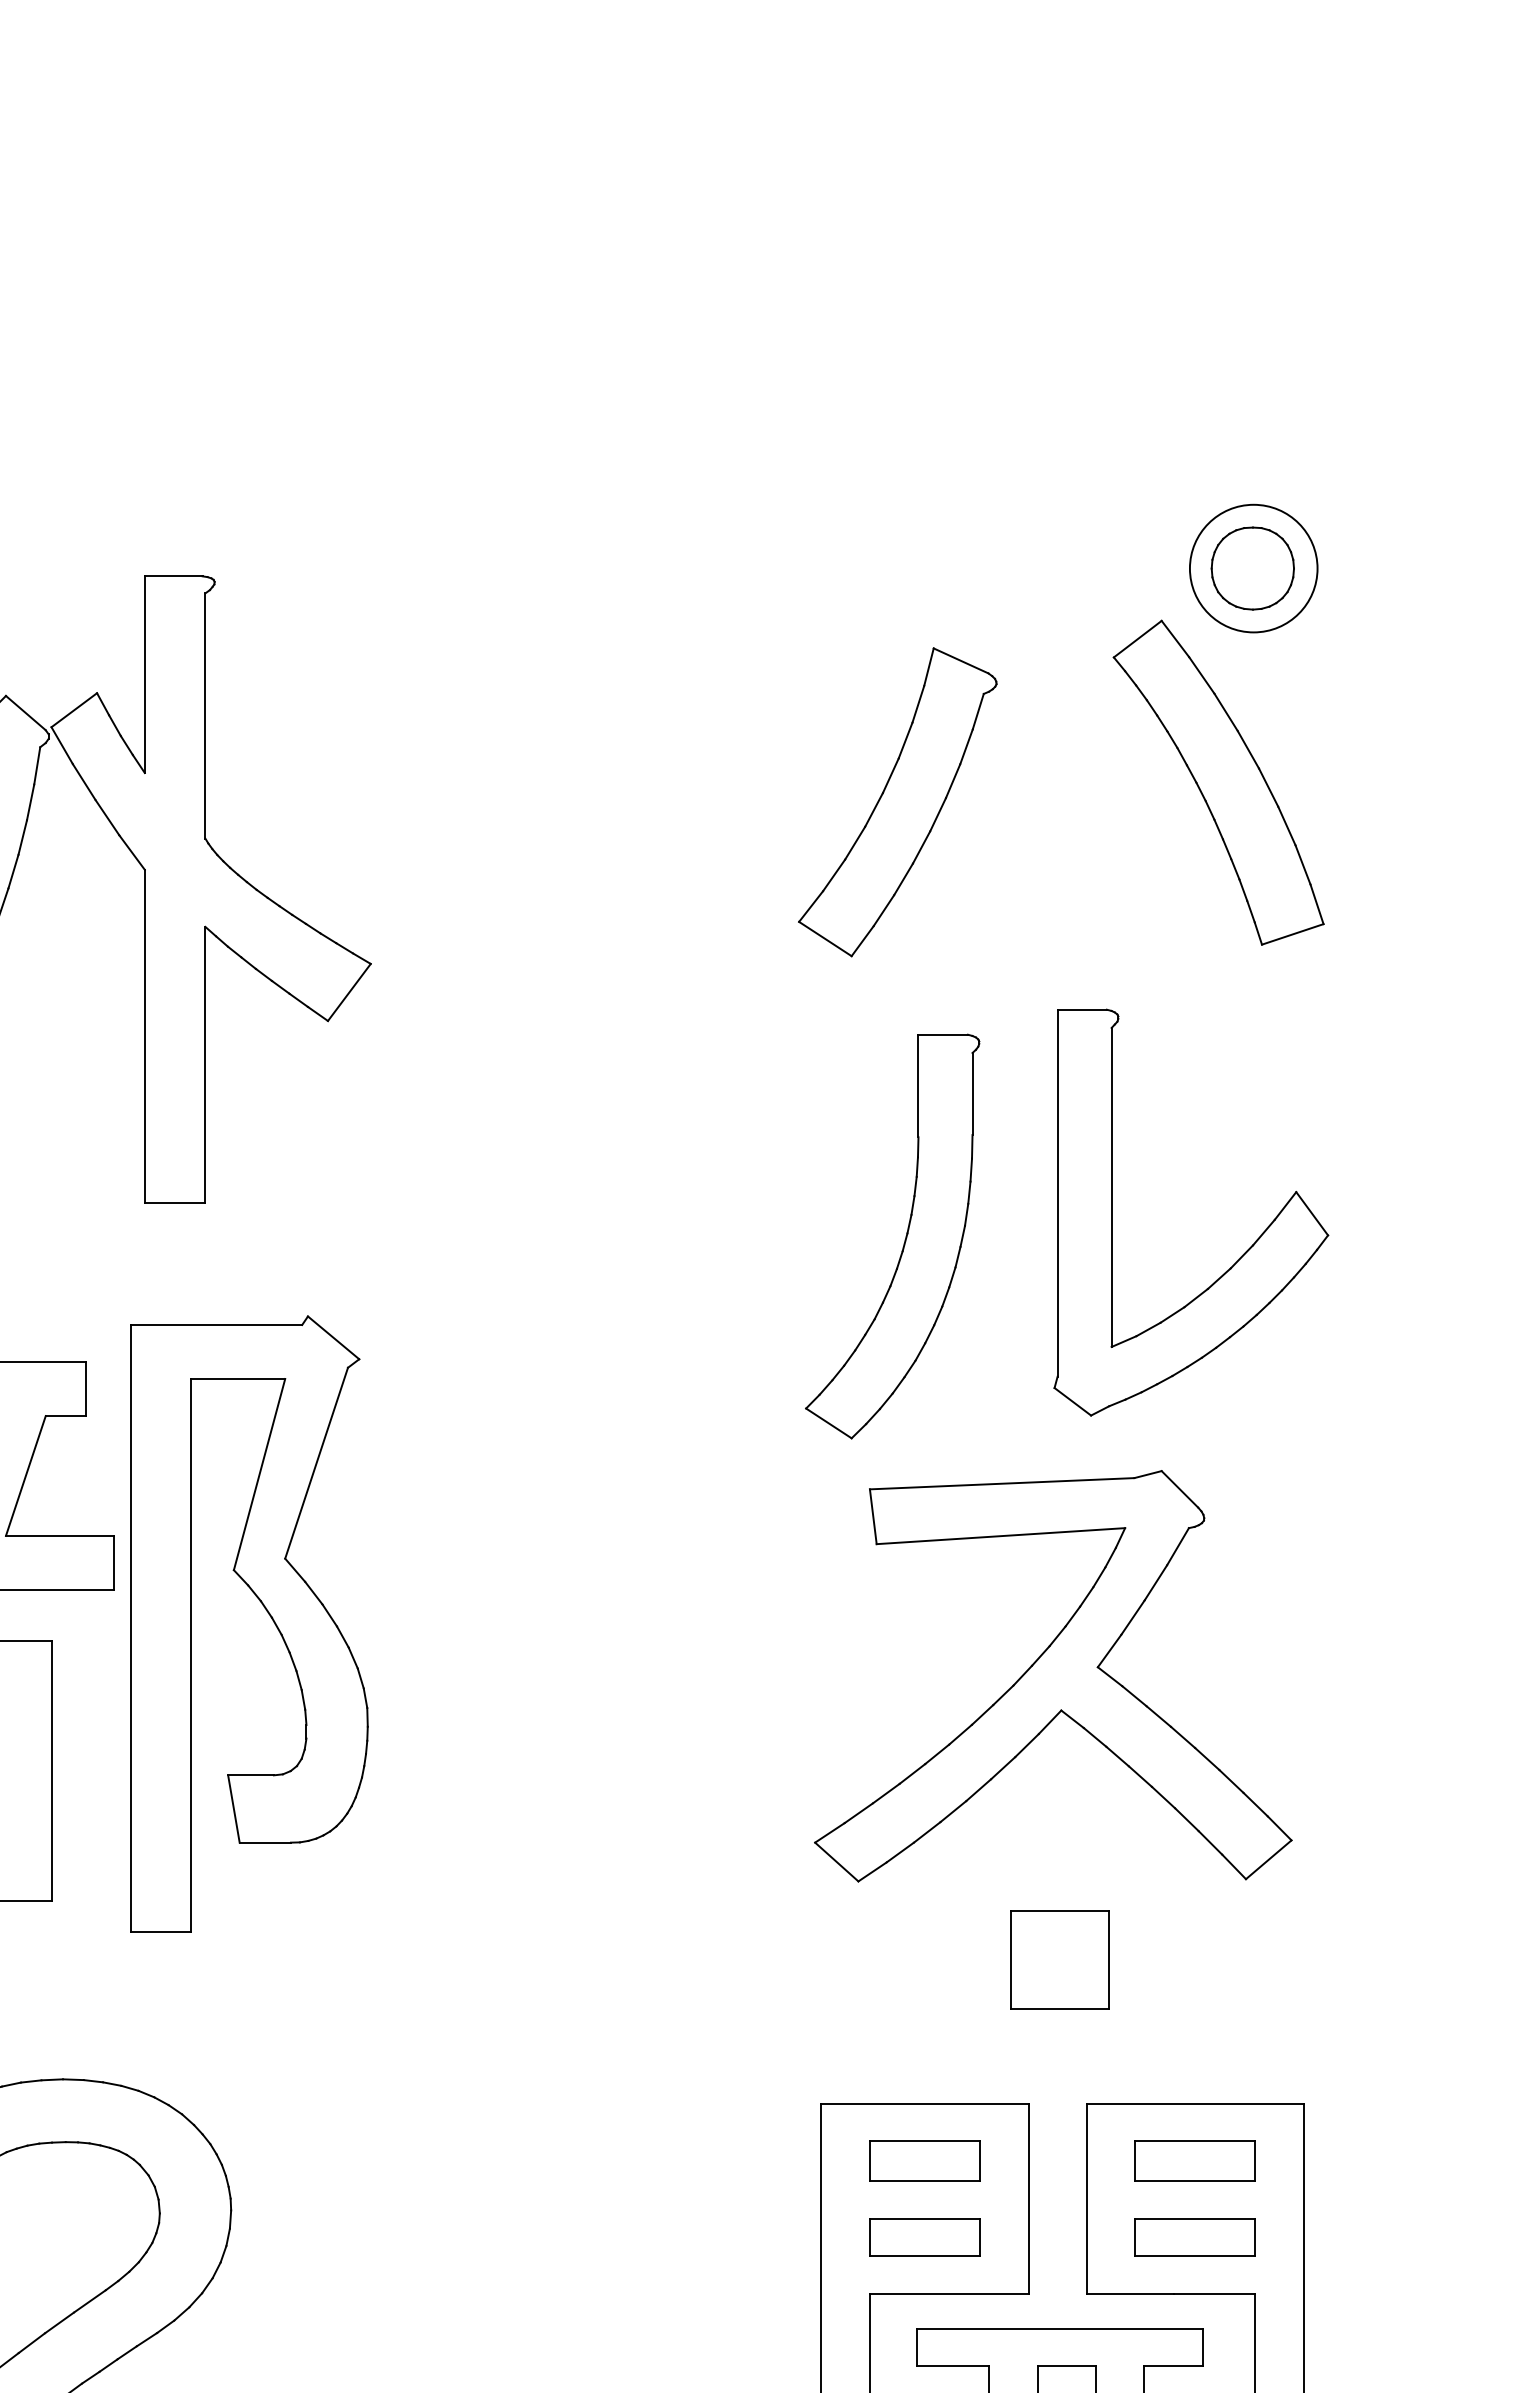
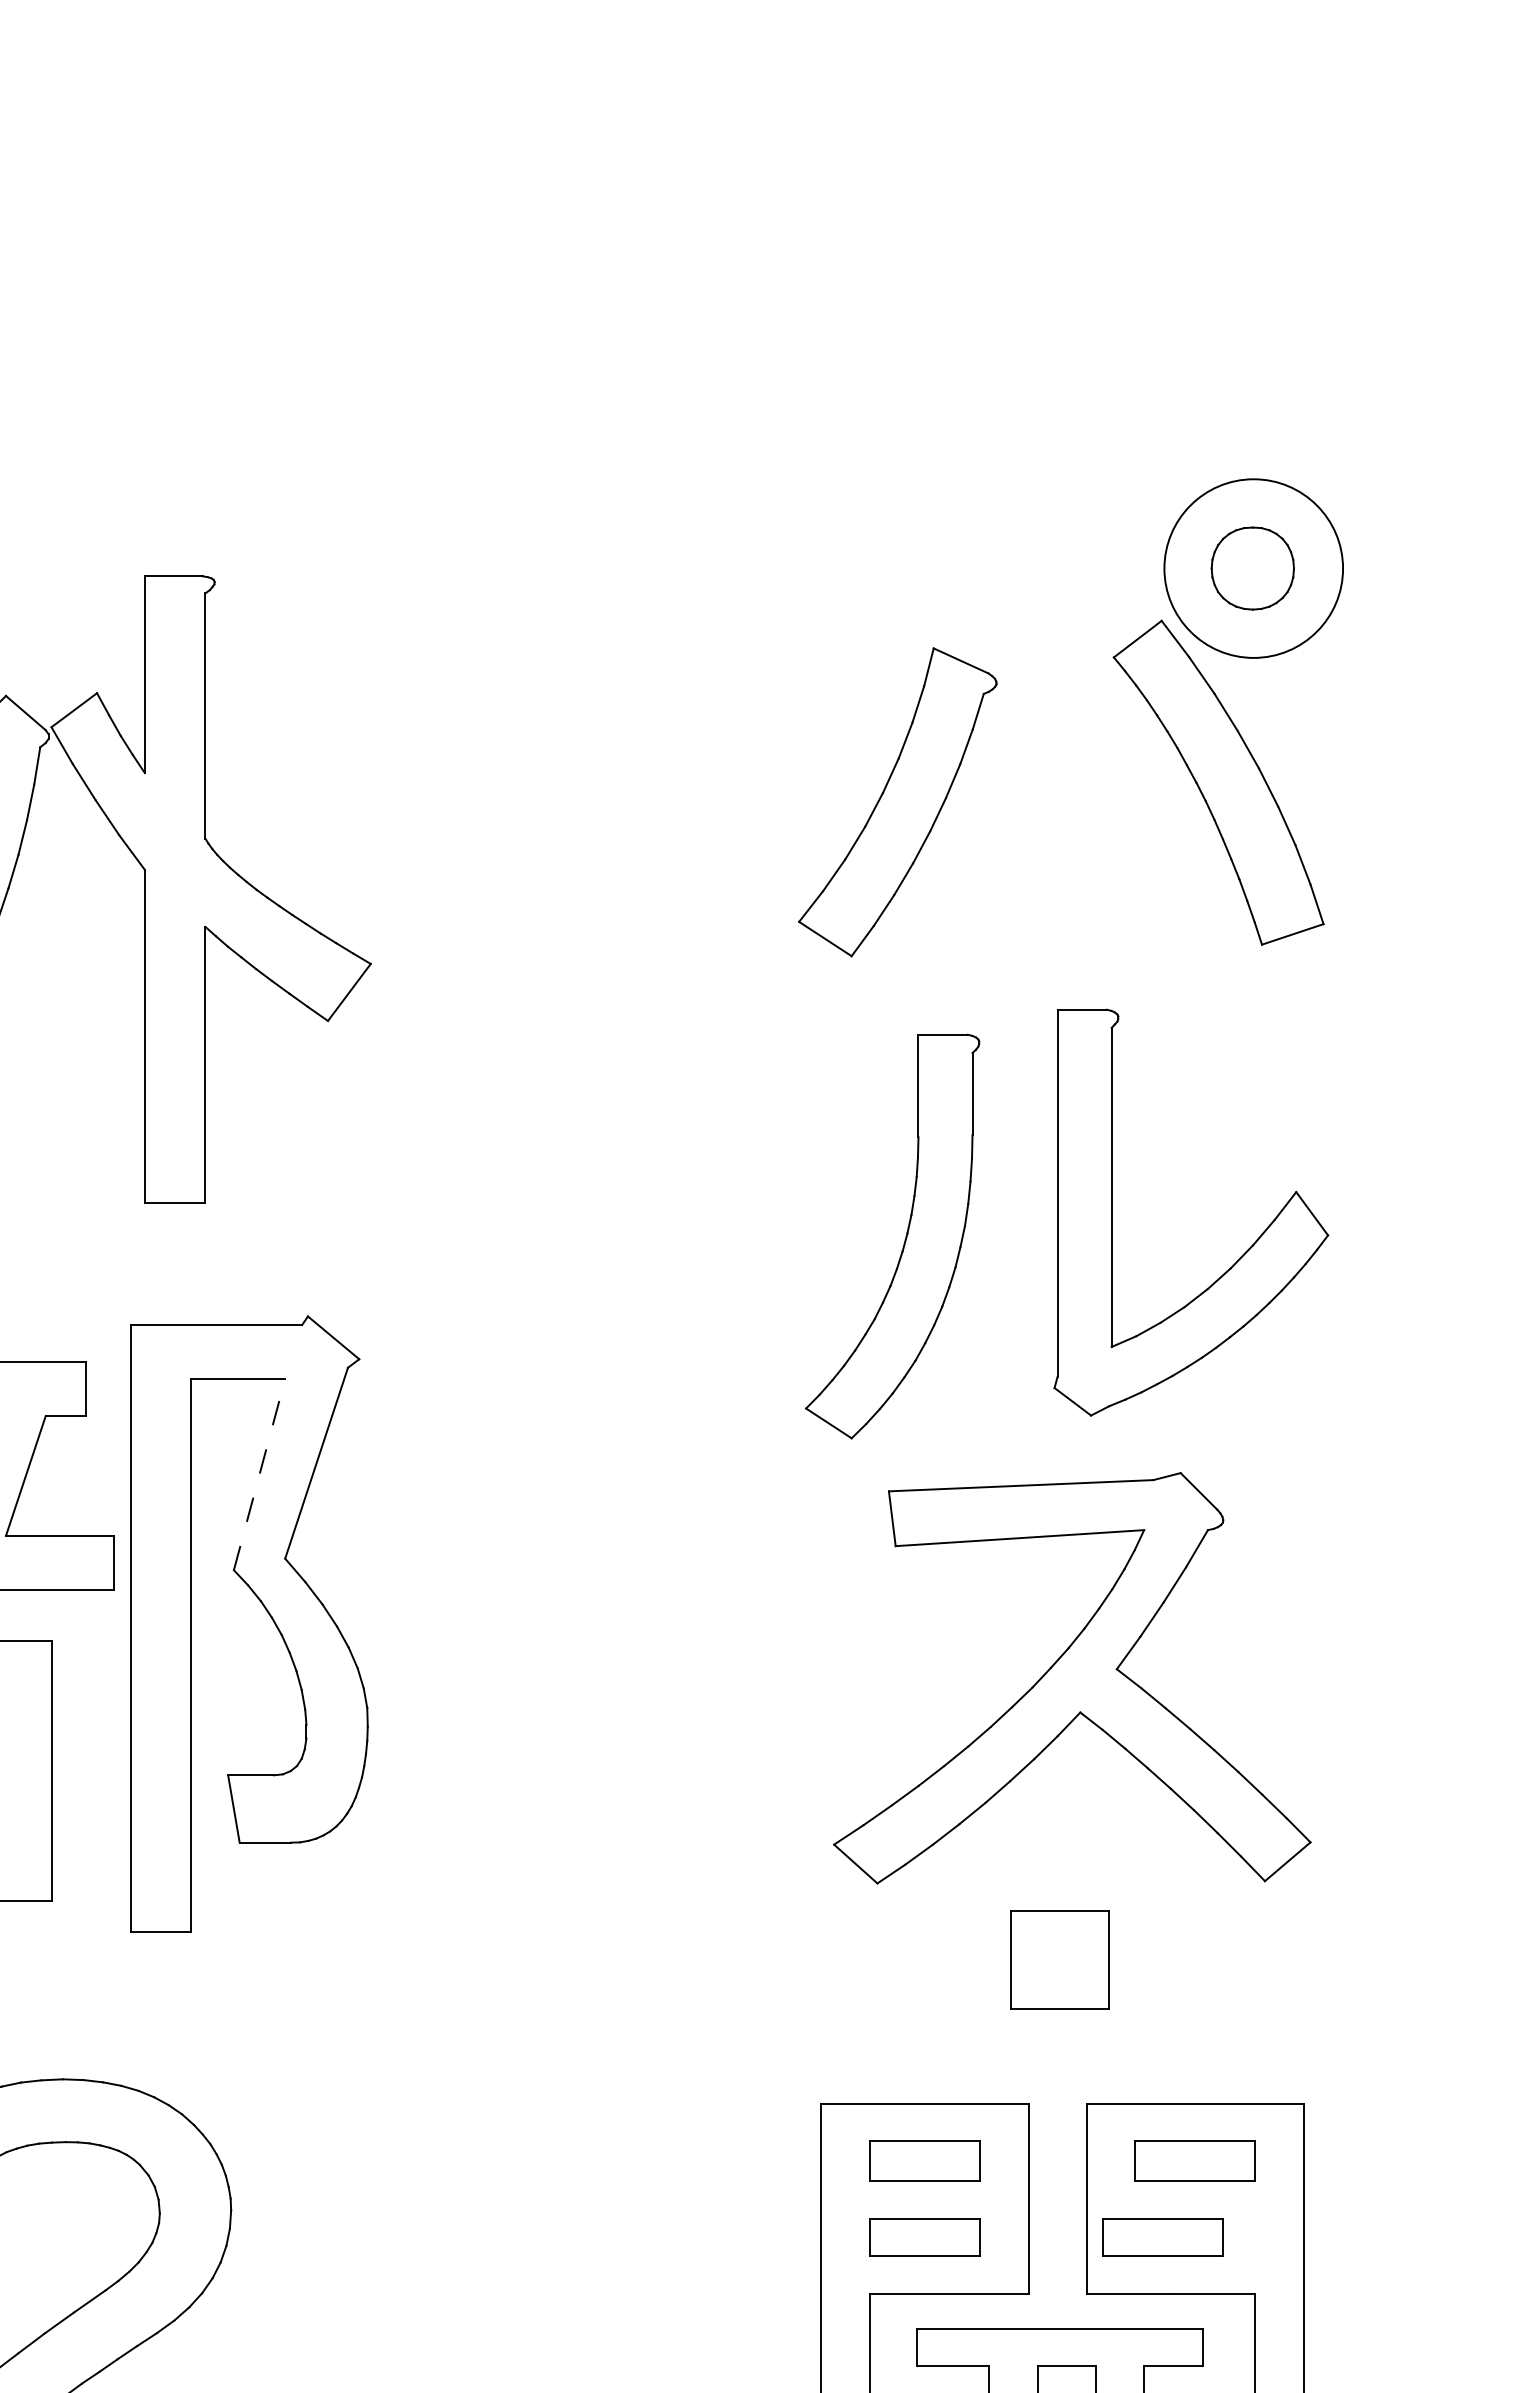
circle diameter: 128 px -> 179 px (1253, 568)
line: solid -> dashed (259, 1474)
part position: (1053, 1676) -> (1072, 1678) (1072, 1678)
part position: (1194, 2237) -> (1162, 2237) (1162, 2237)
